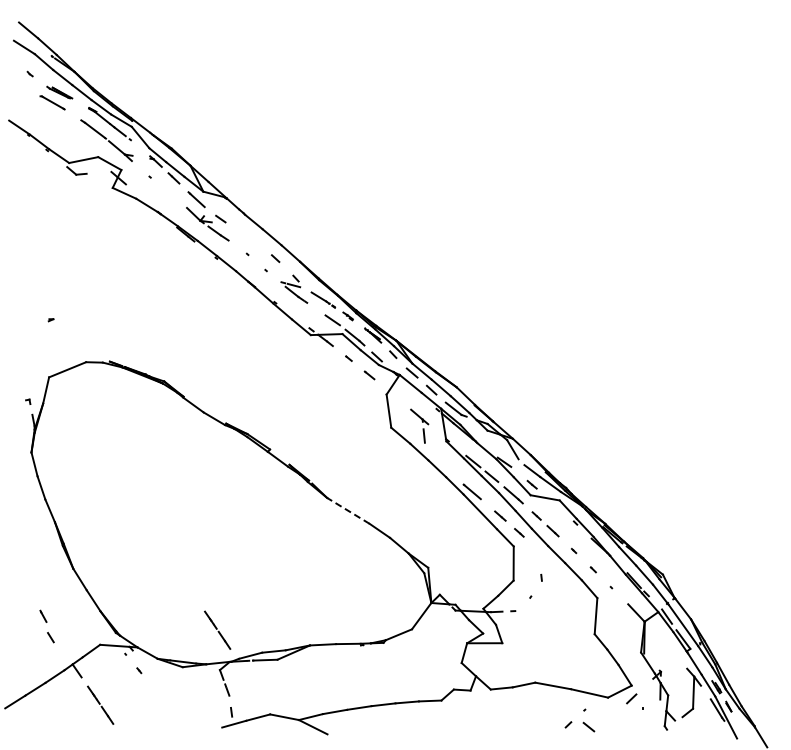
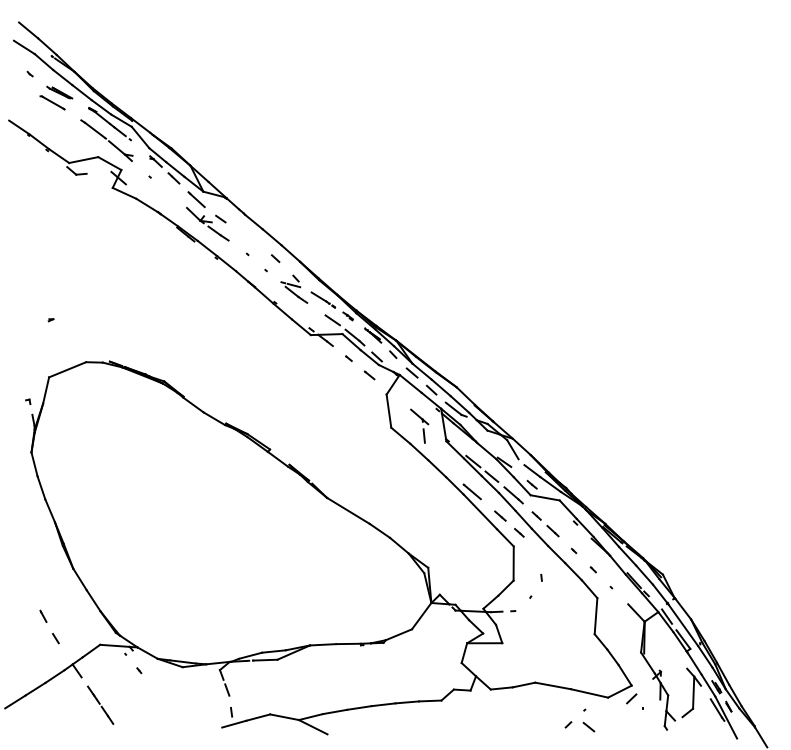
line: dashed -> solid (348, 510)
line: present -> none (217, 629)
line position: (50, 637) -> (55, 638) (55, 638)
